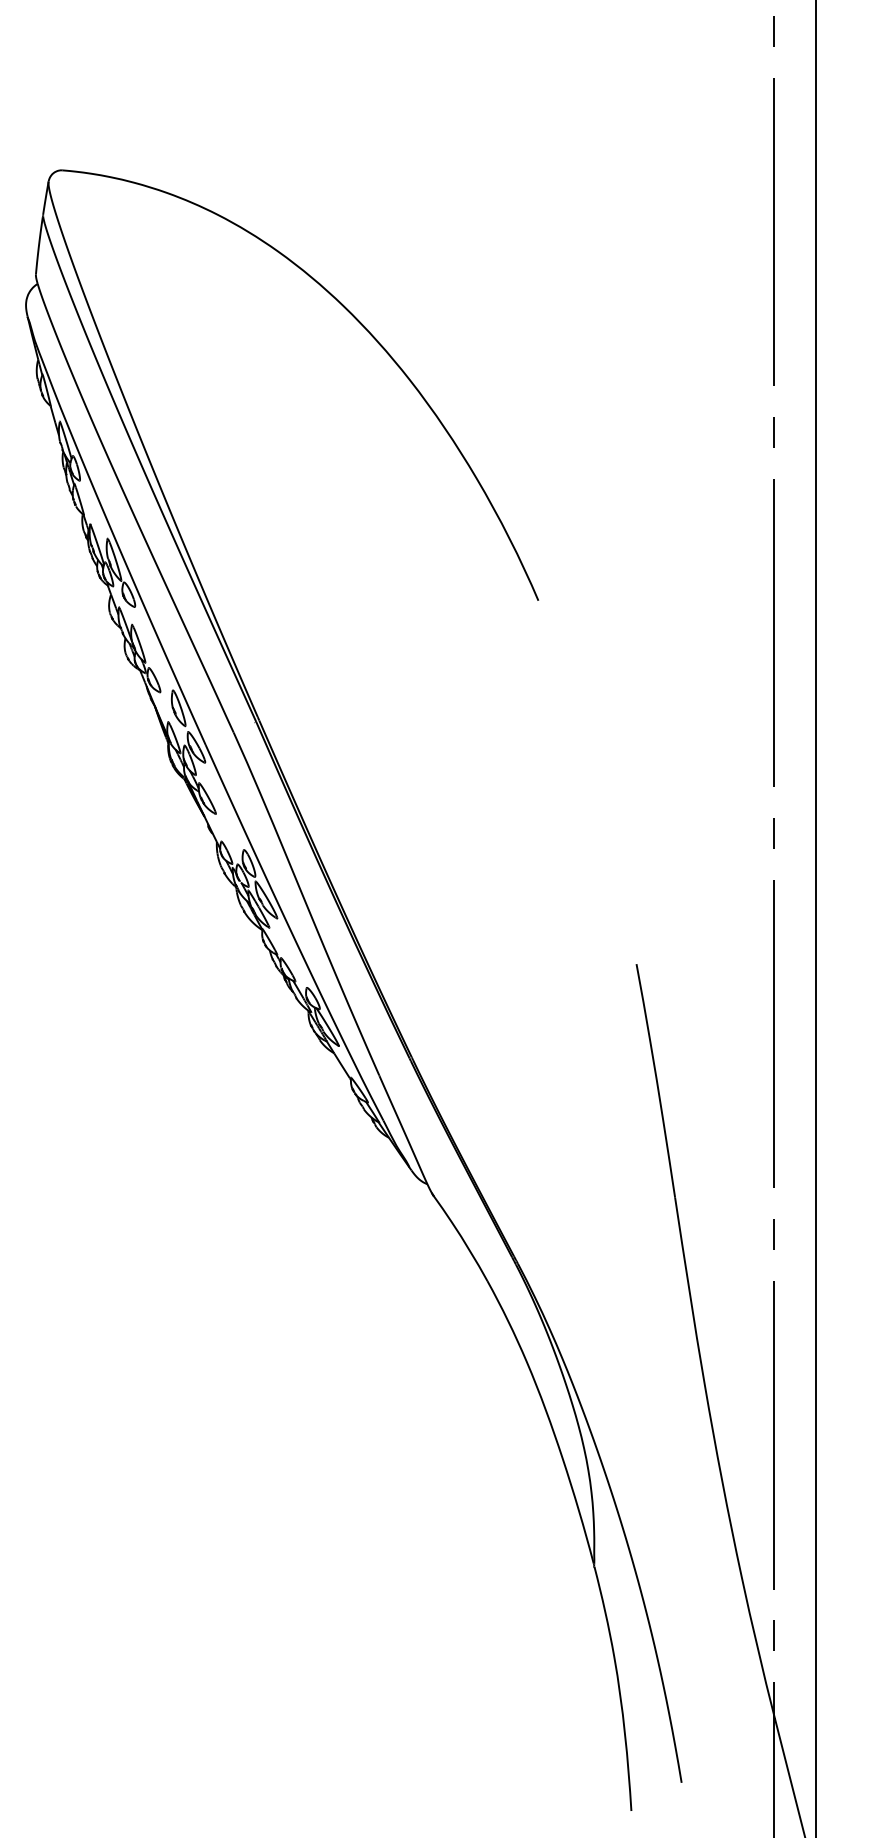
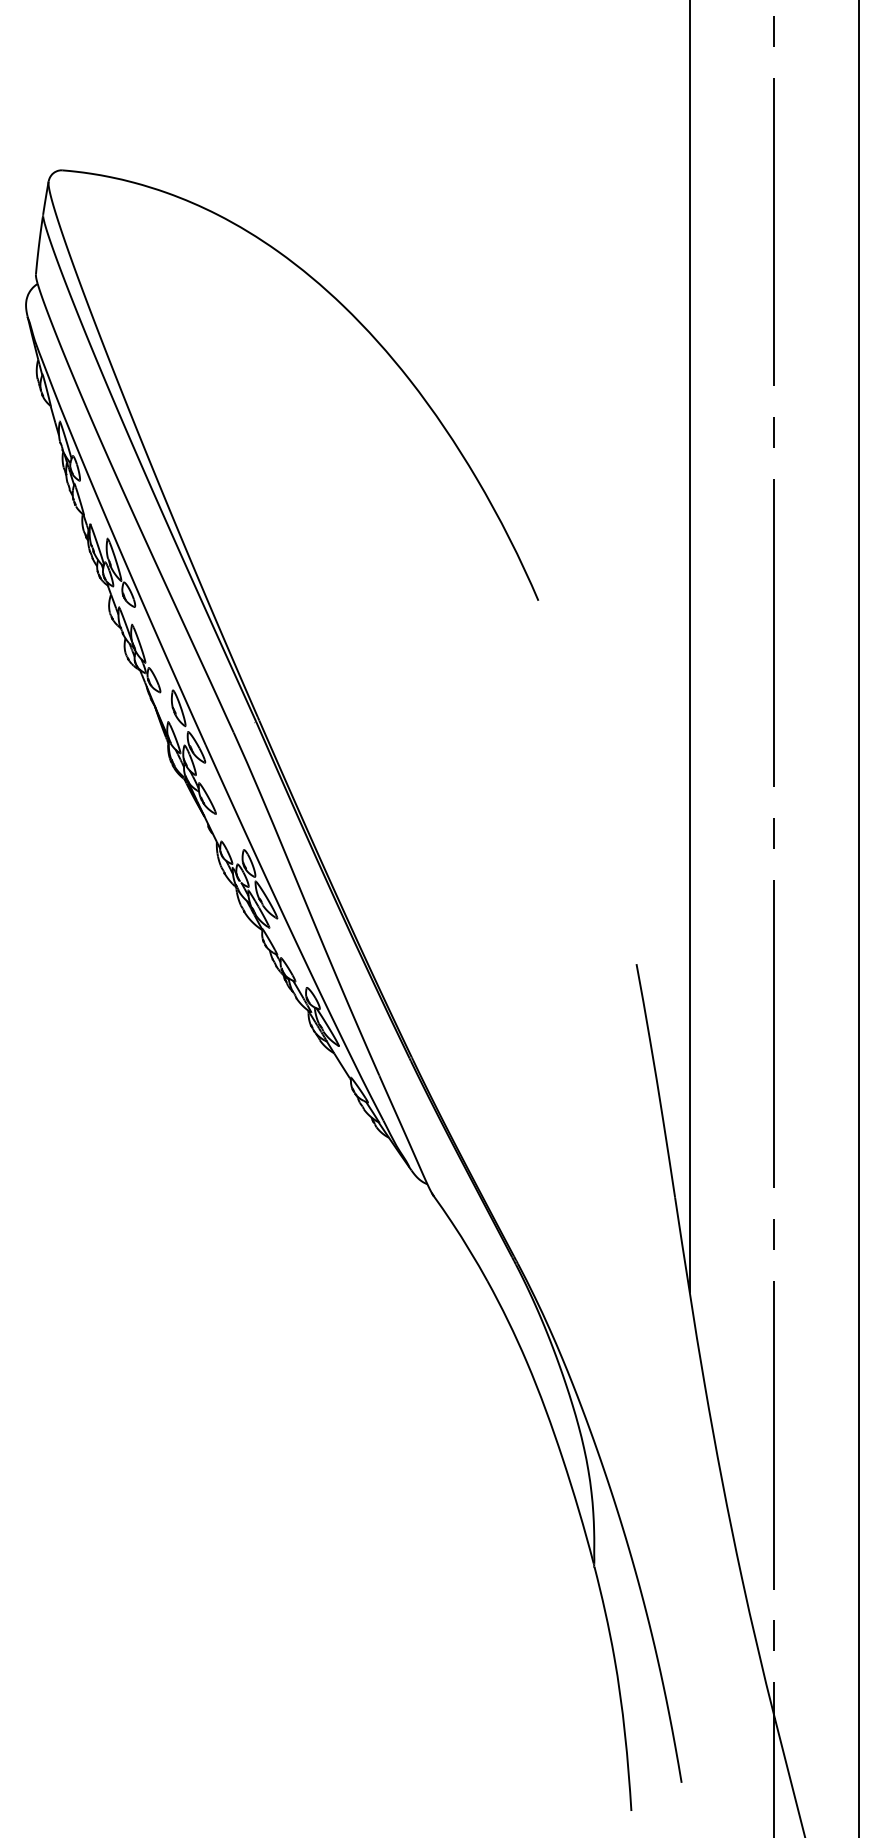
line: none -> present (689, 647)
line position: (816, 918) -> (859, 918) (859, 918)
